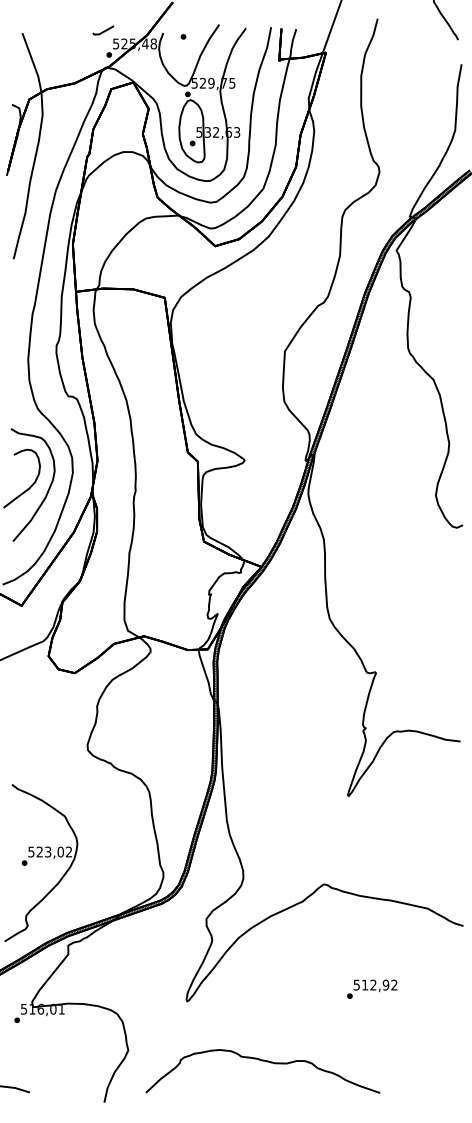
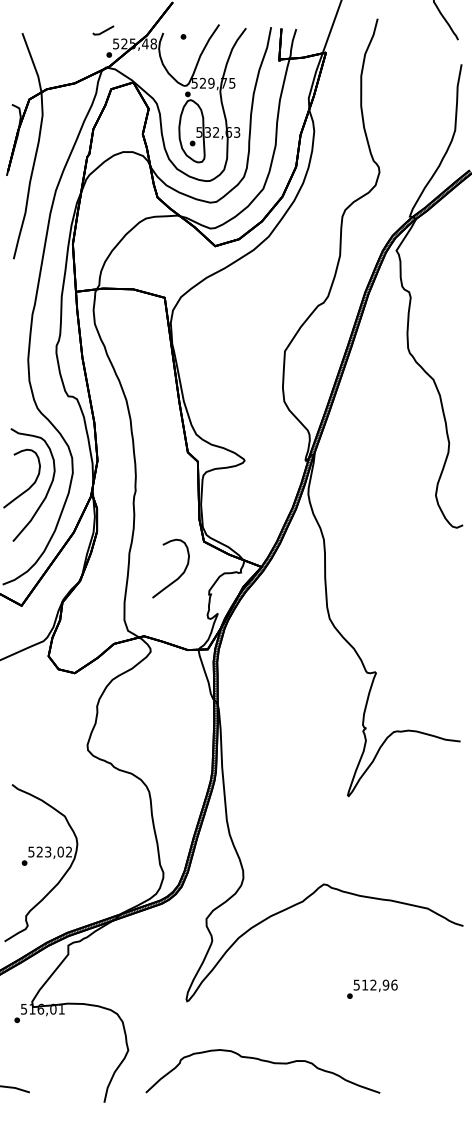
curve: none -> present (178, 576)
text: 512,92 -> 512,96 (394, 984)
